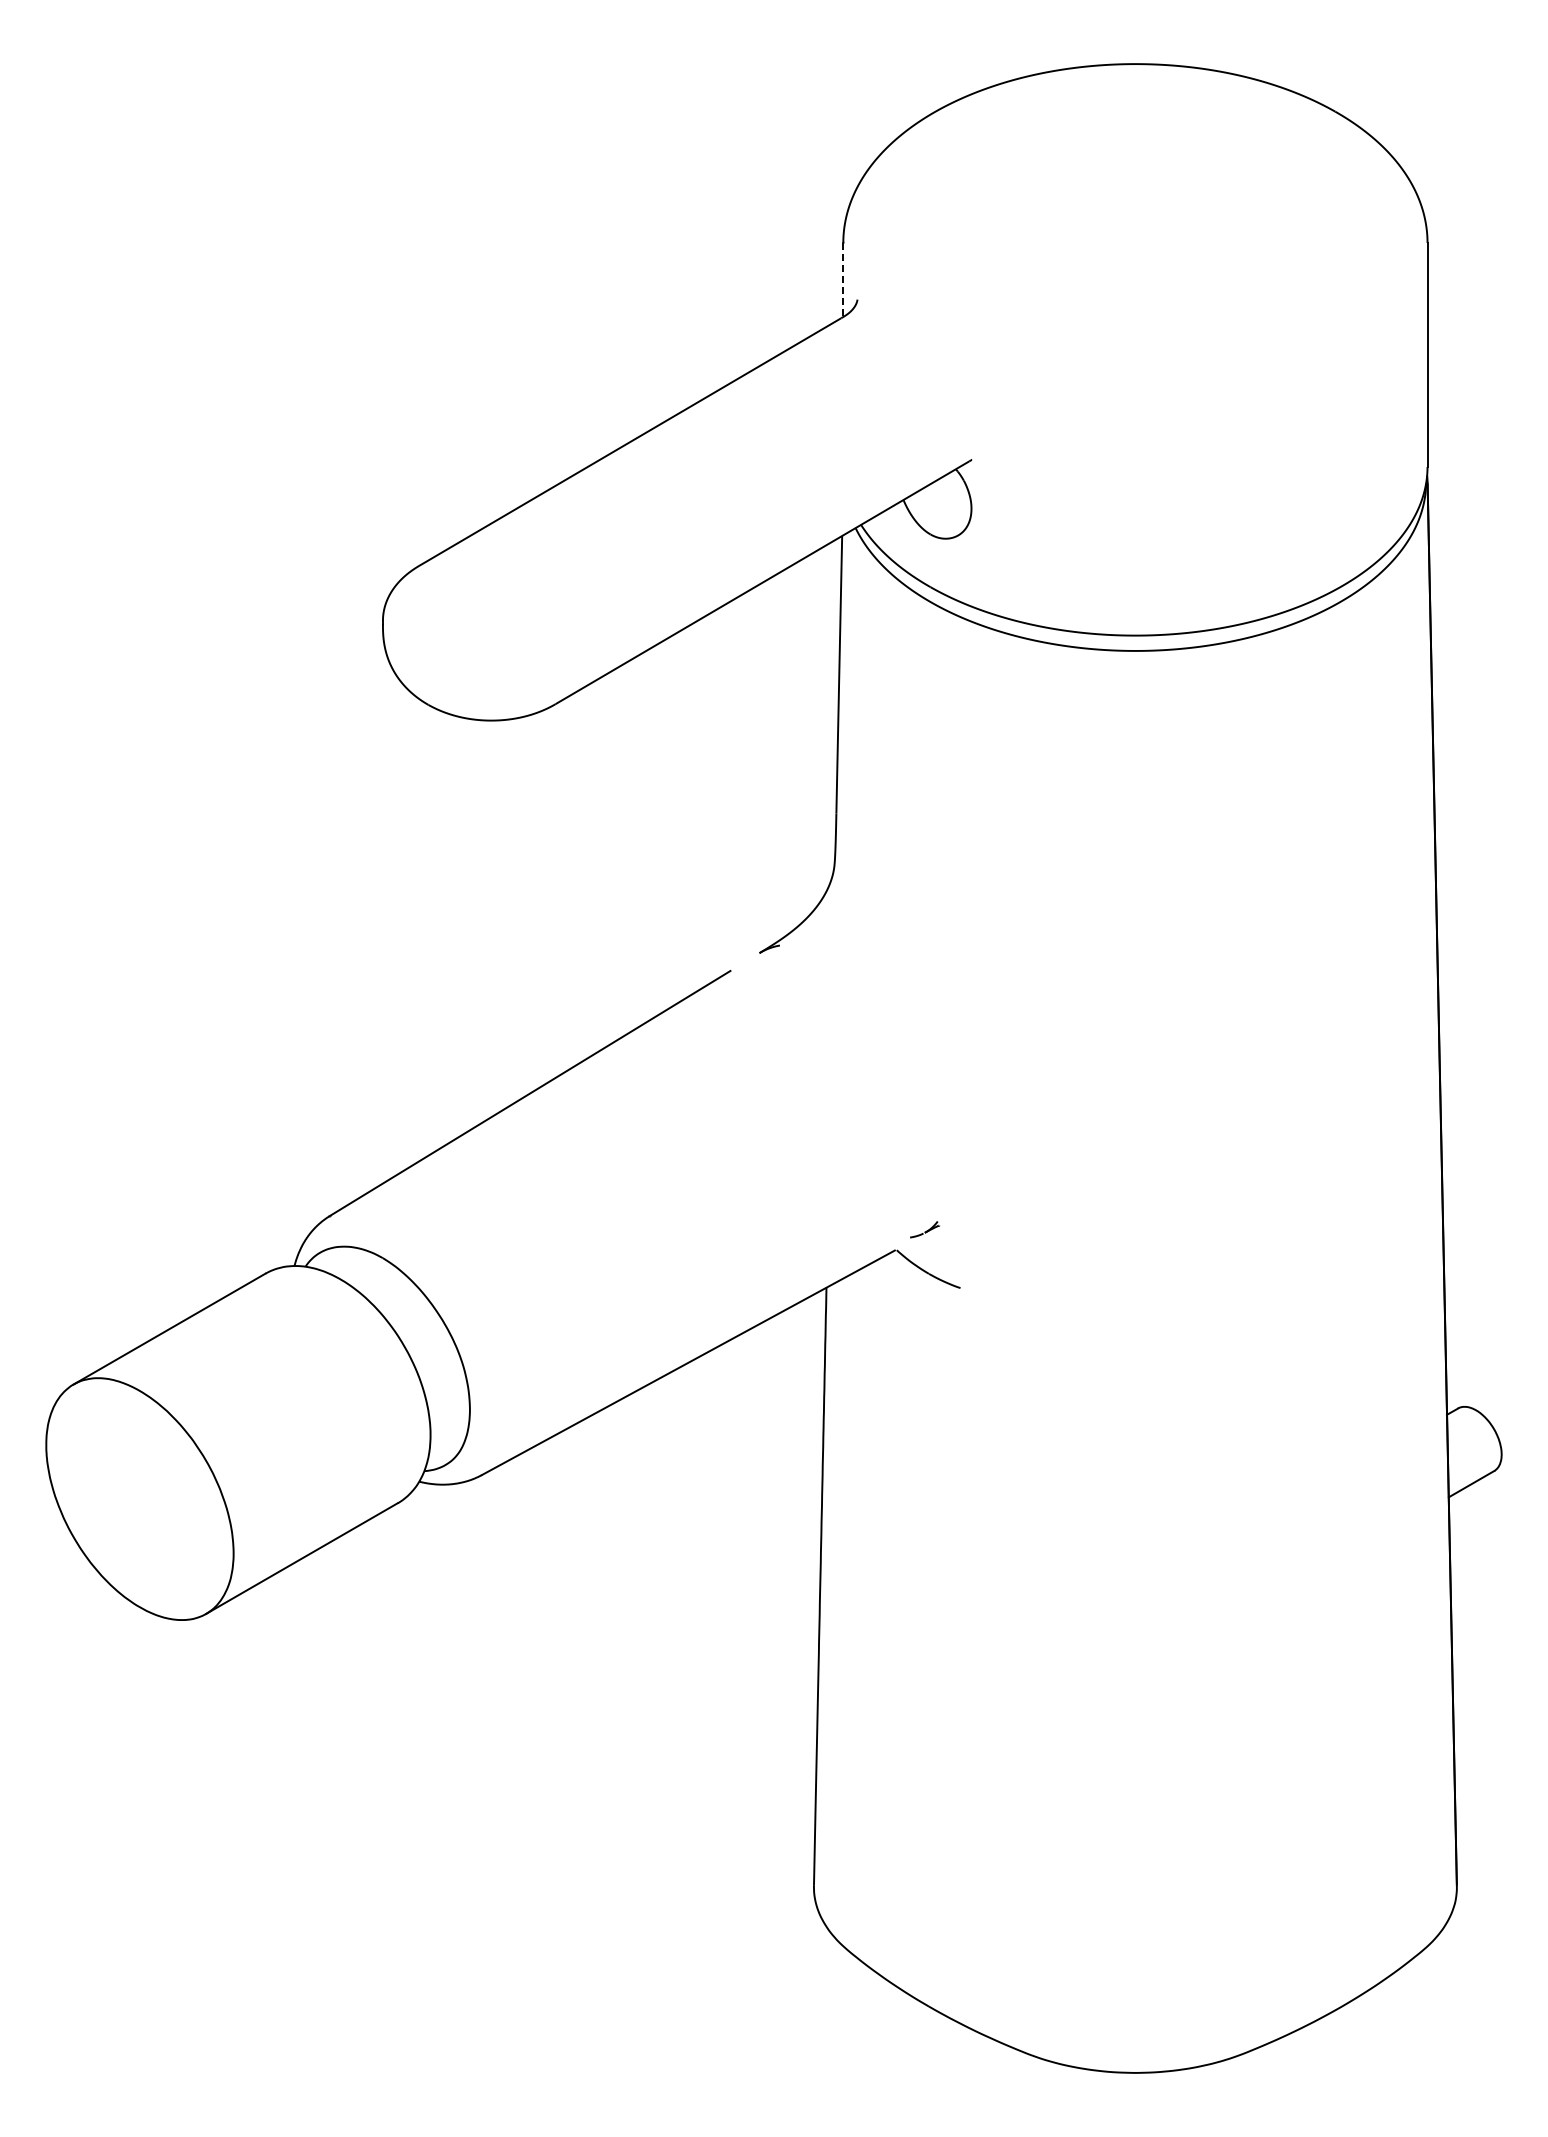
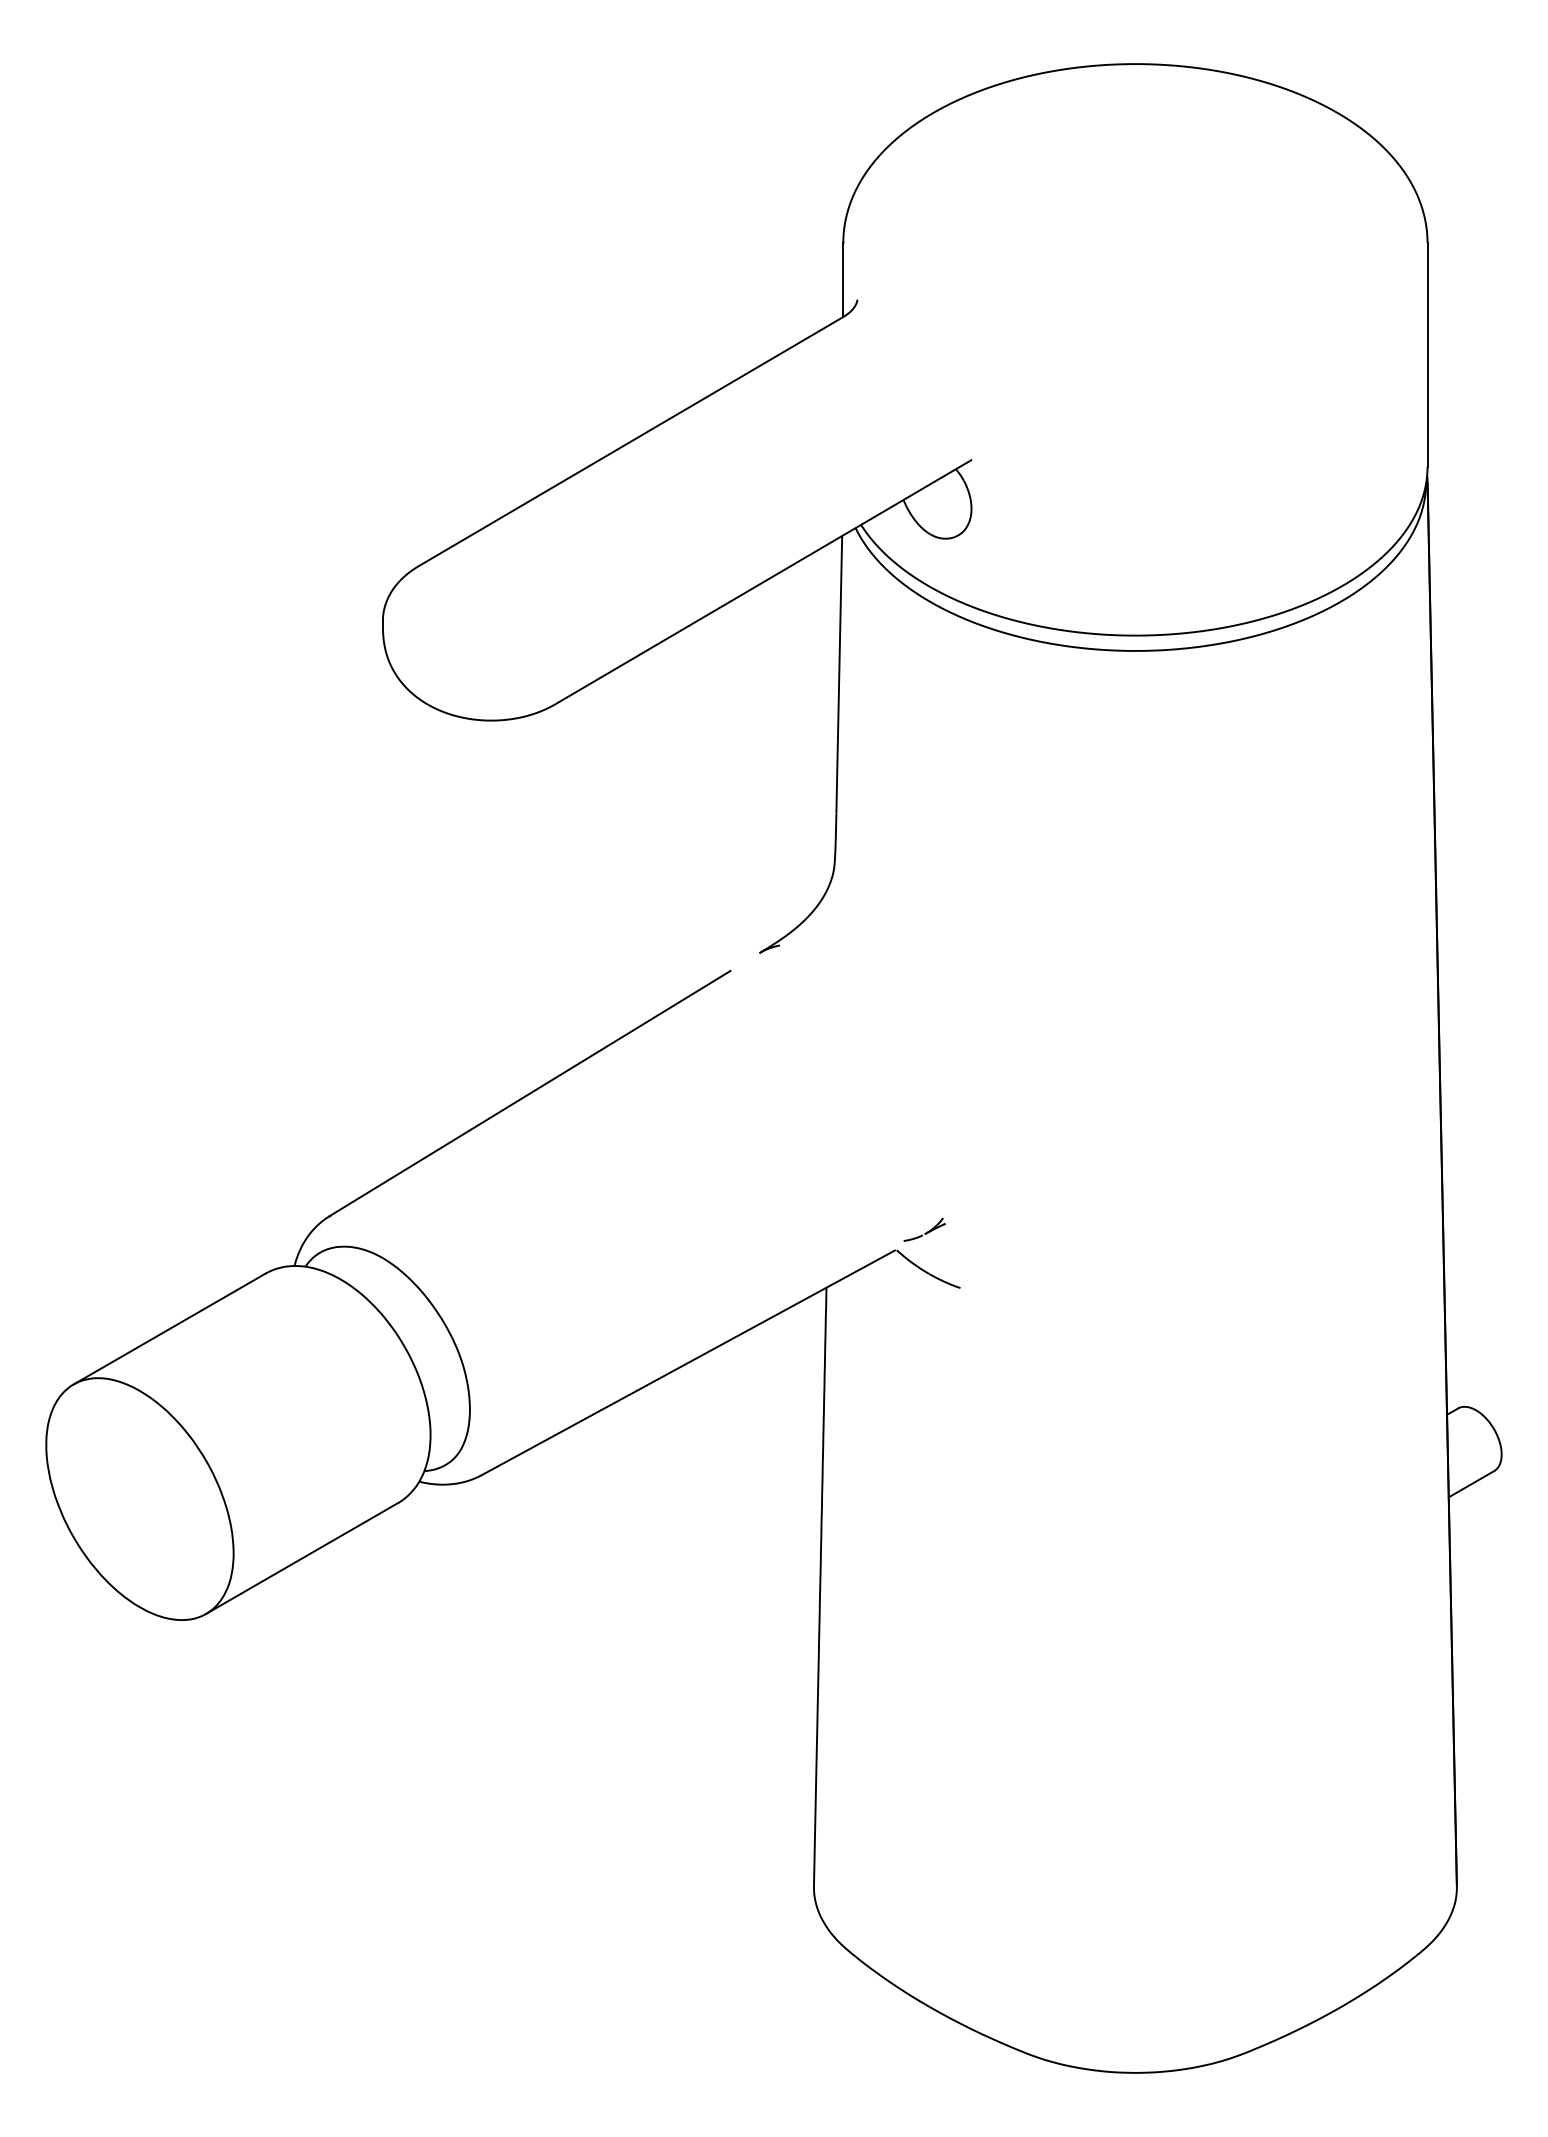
line: dashed -> solid (843, 280)
part size: 30x18 px -> 44x25 px (924, 1229)
